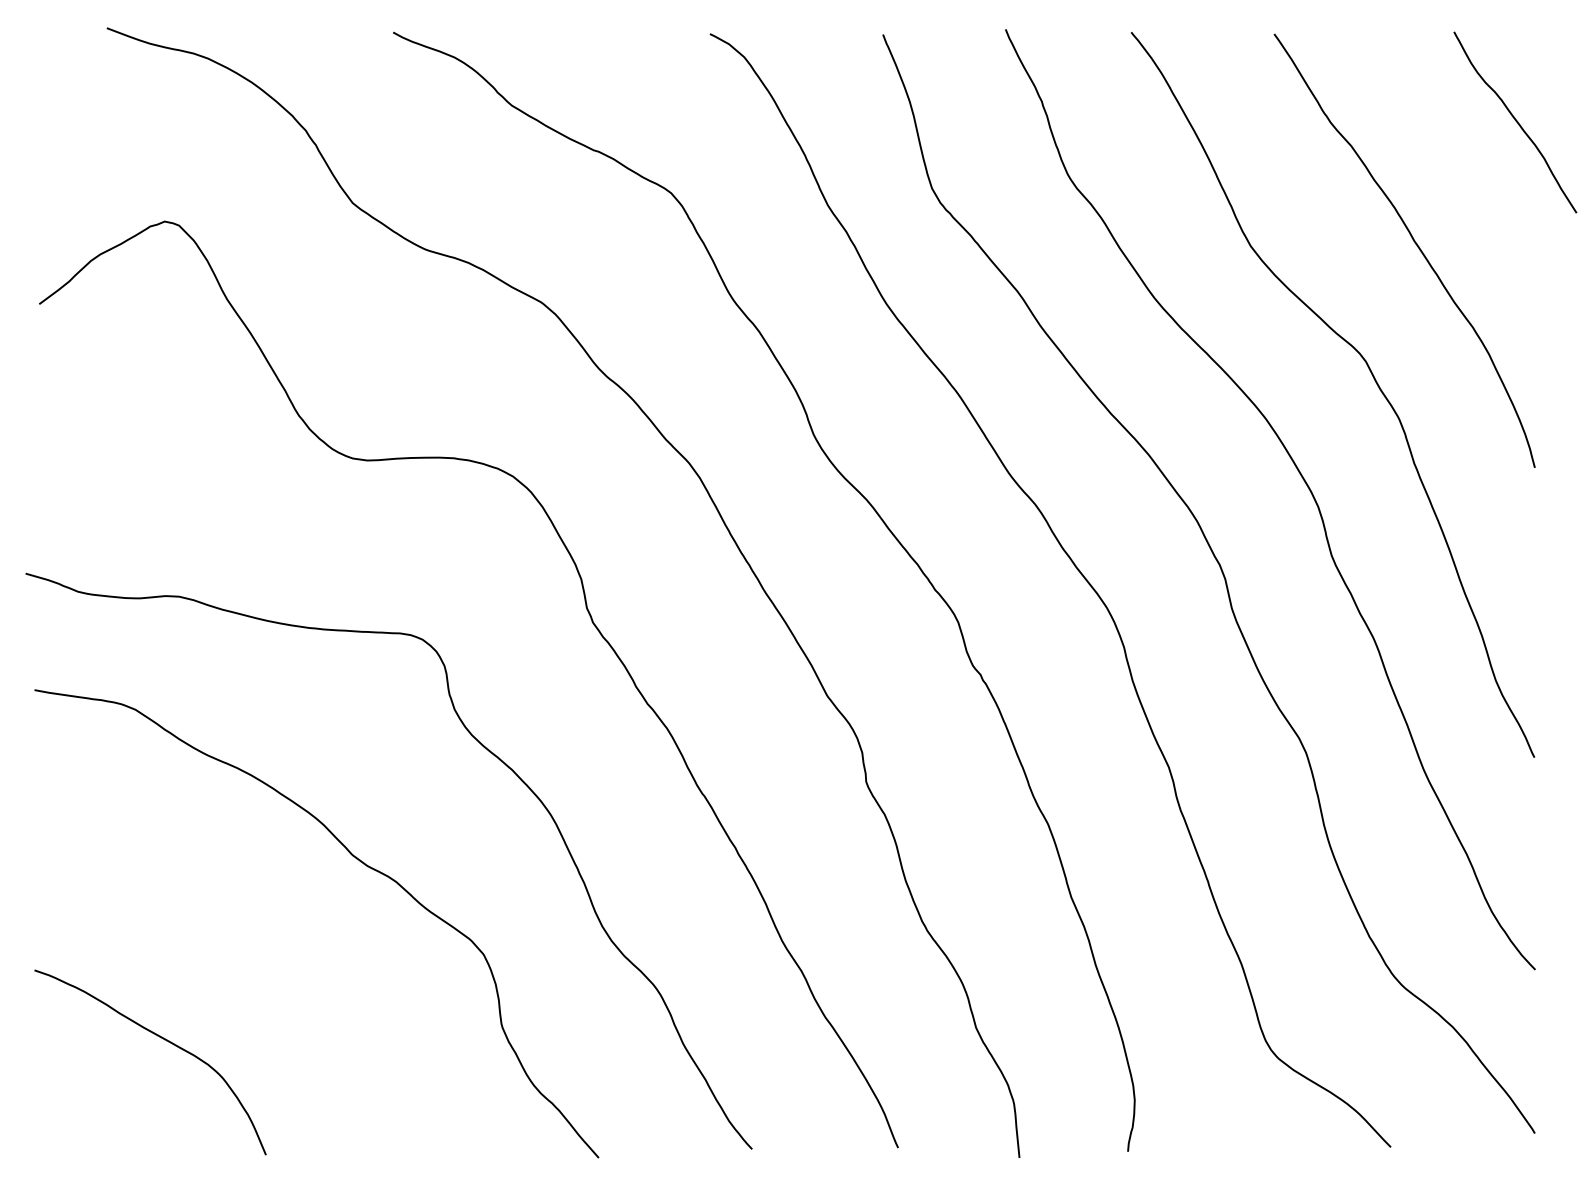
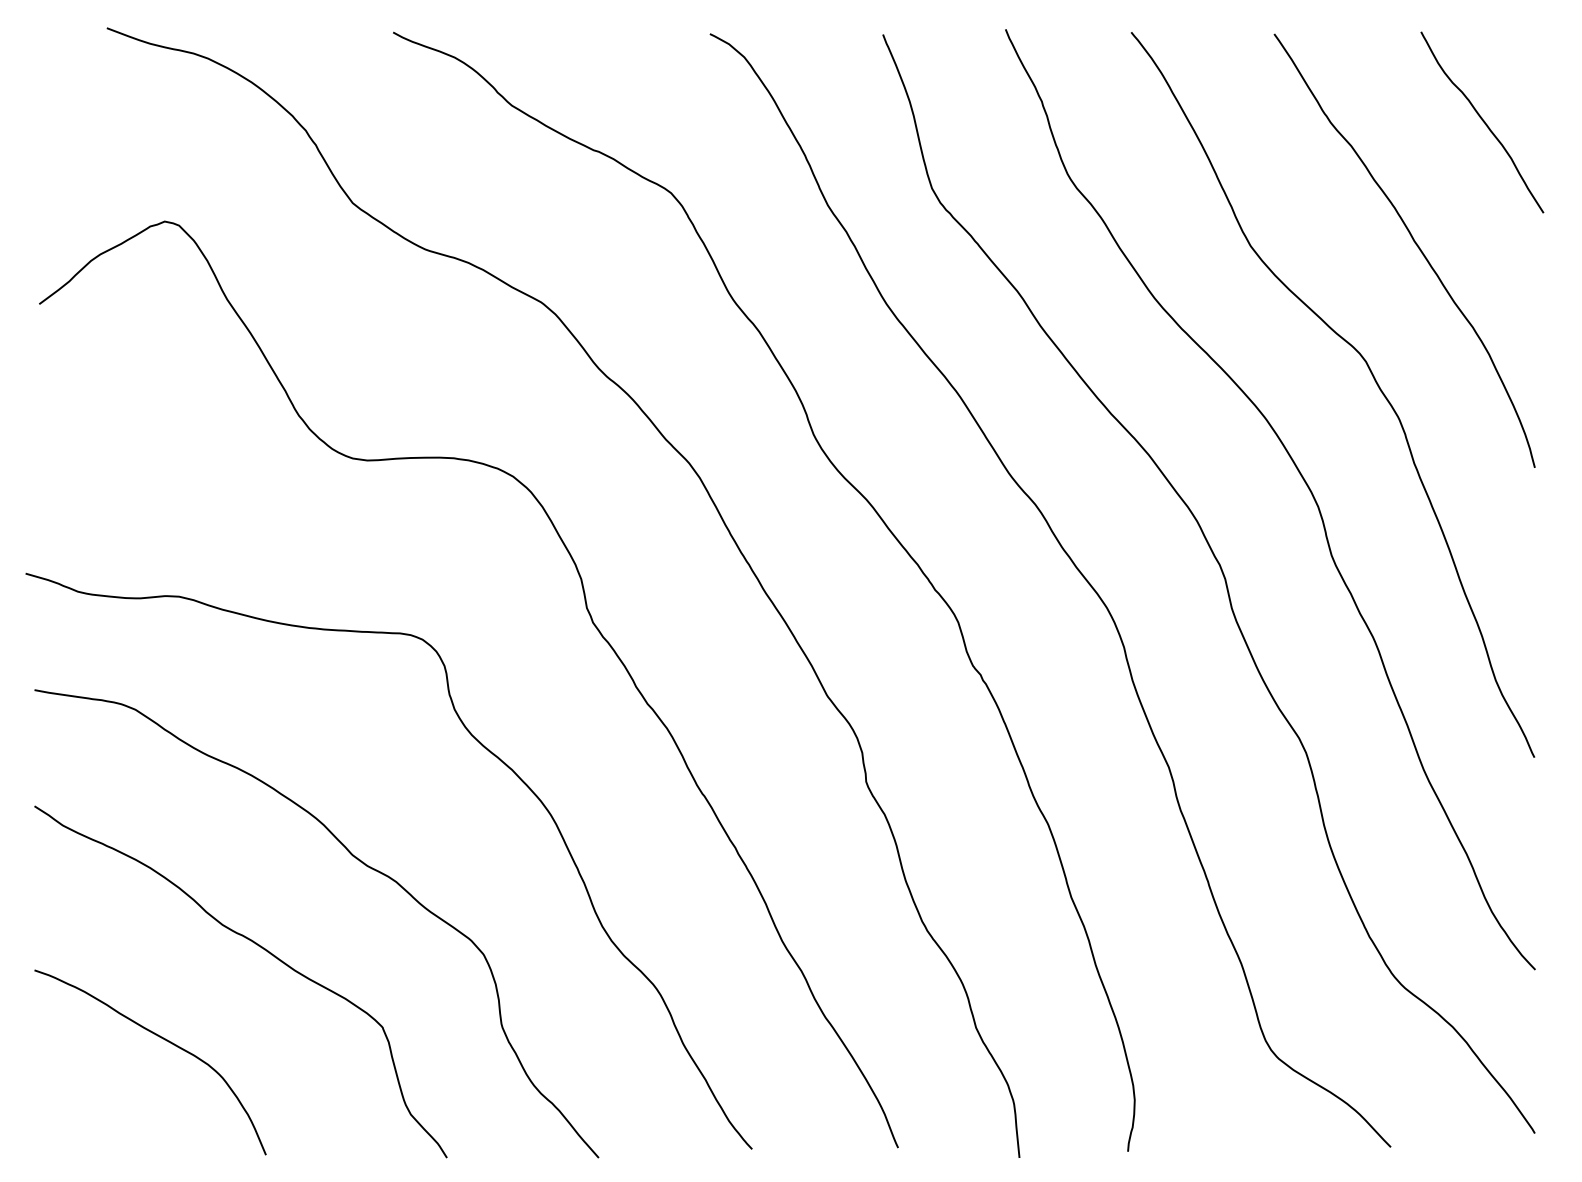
curve position: (1515, 121) -> (1482, 121) (1482, 121)
curve: none -> present (261, 948)
